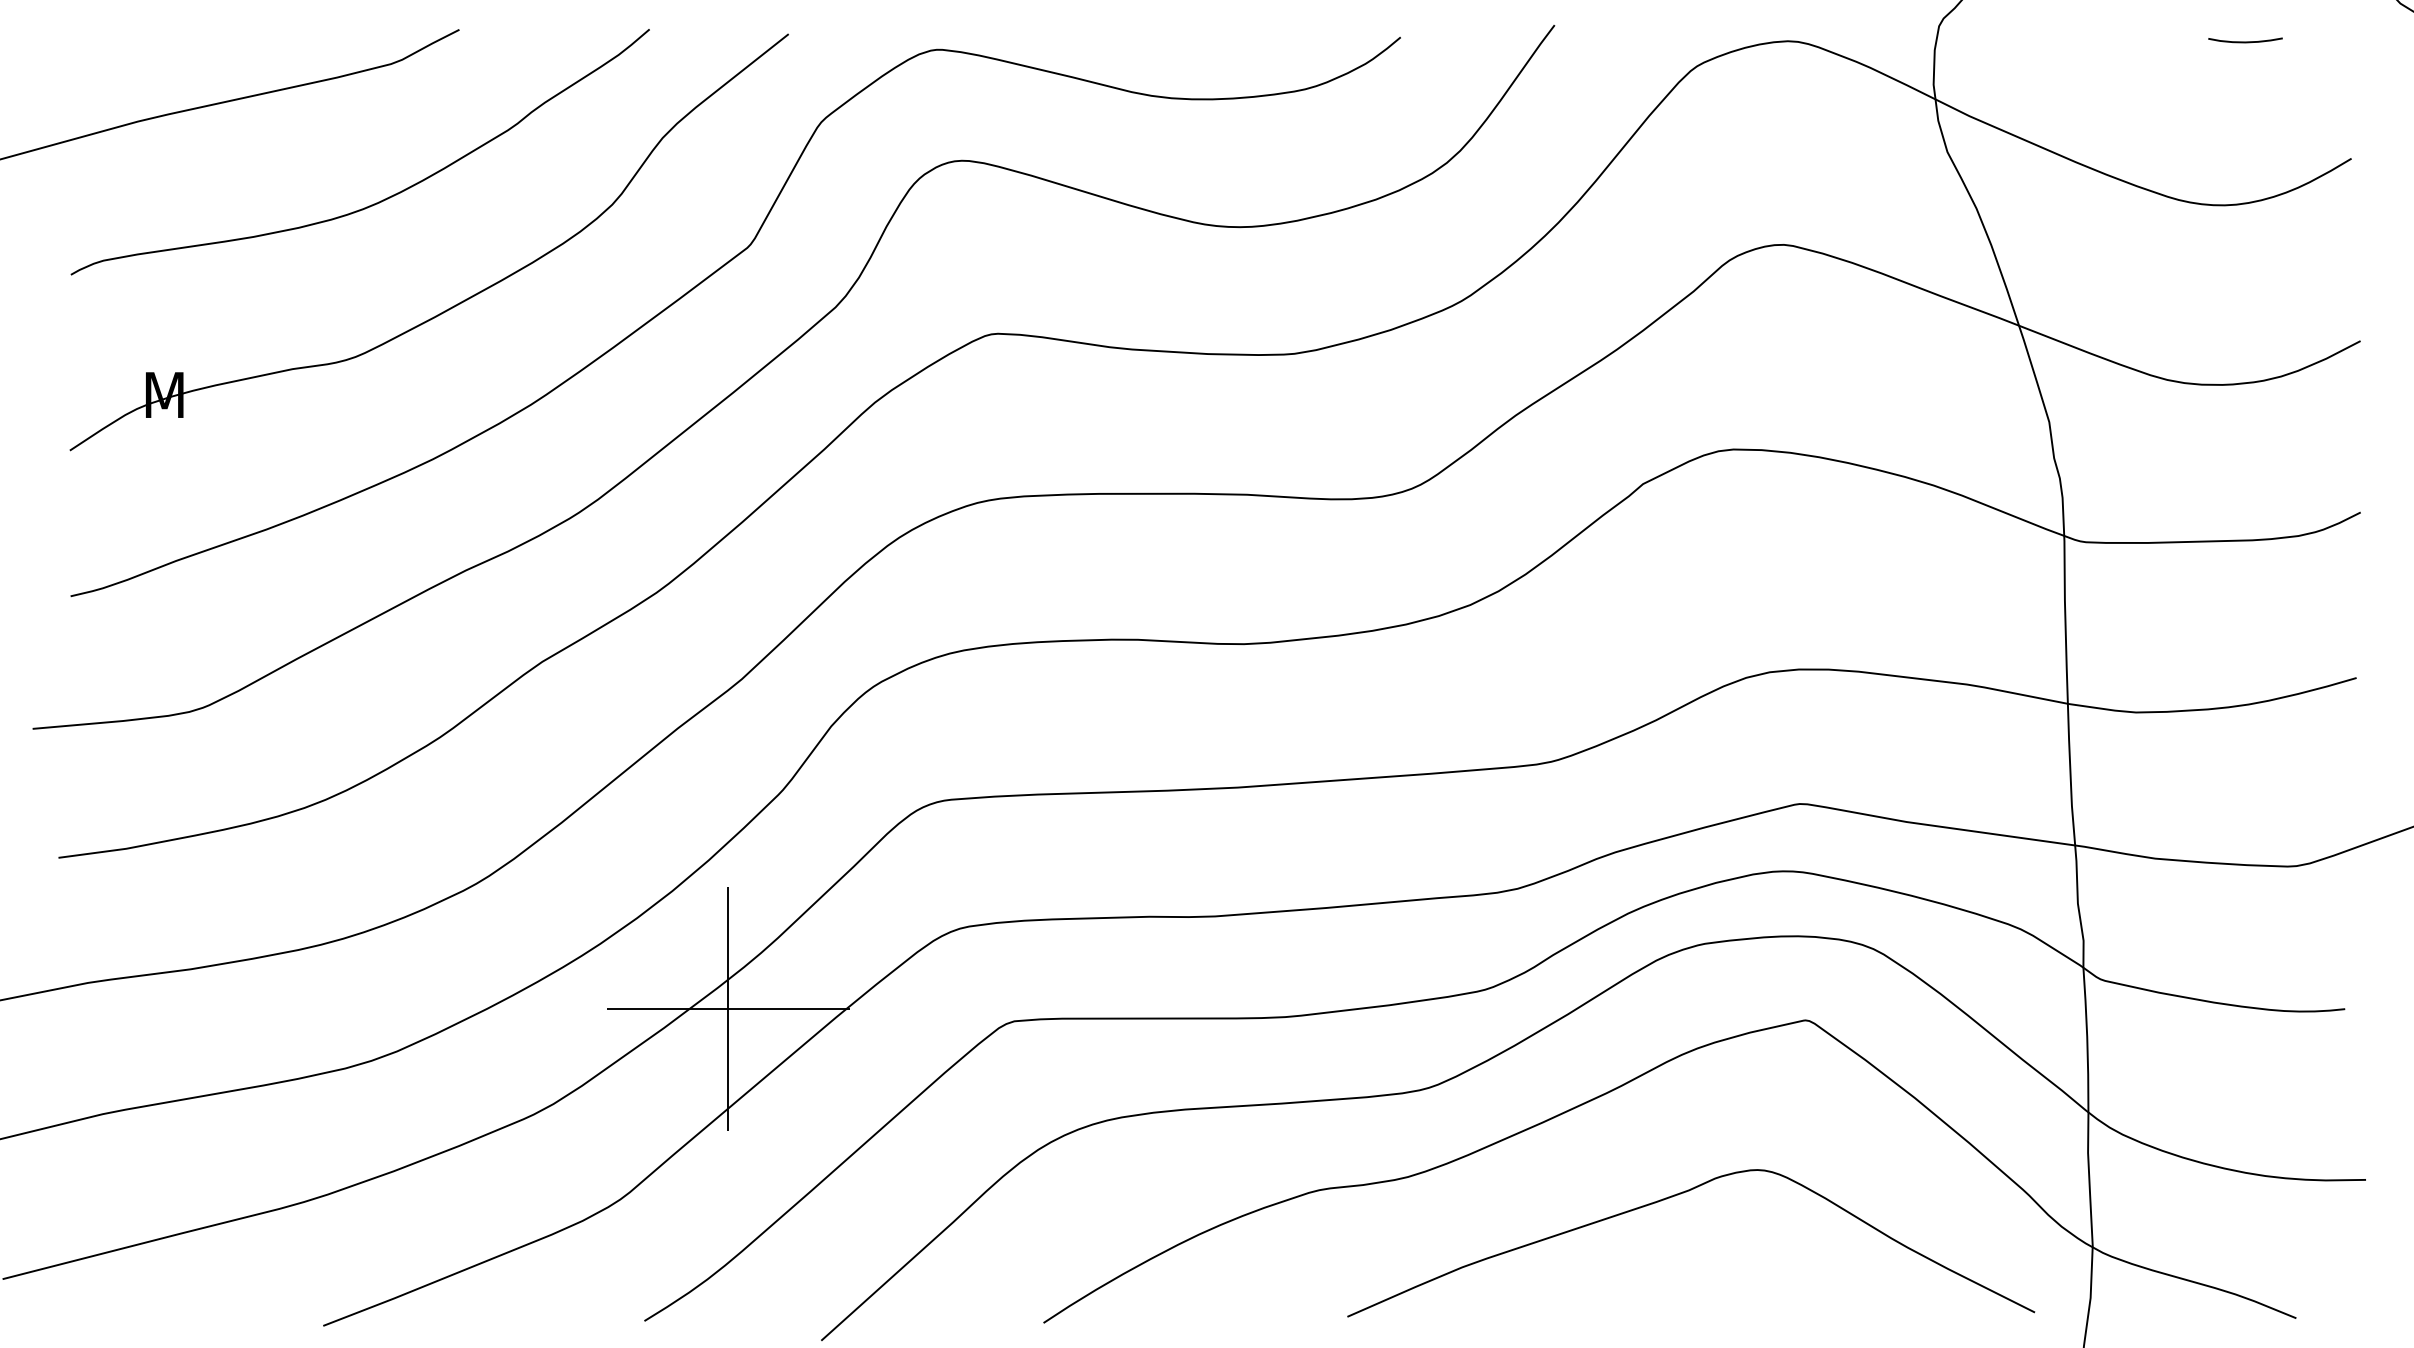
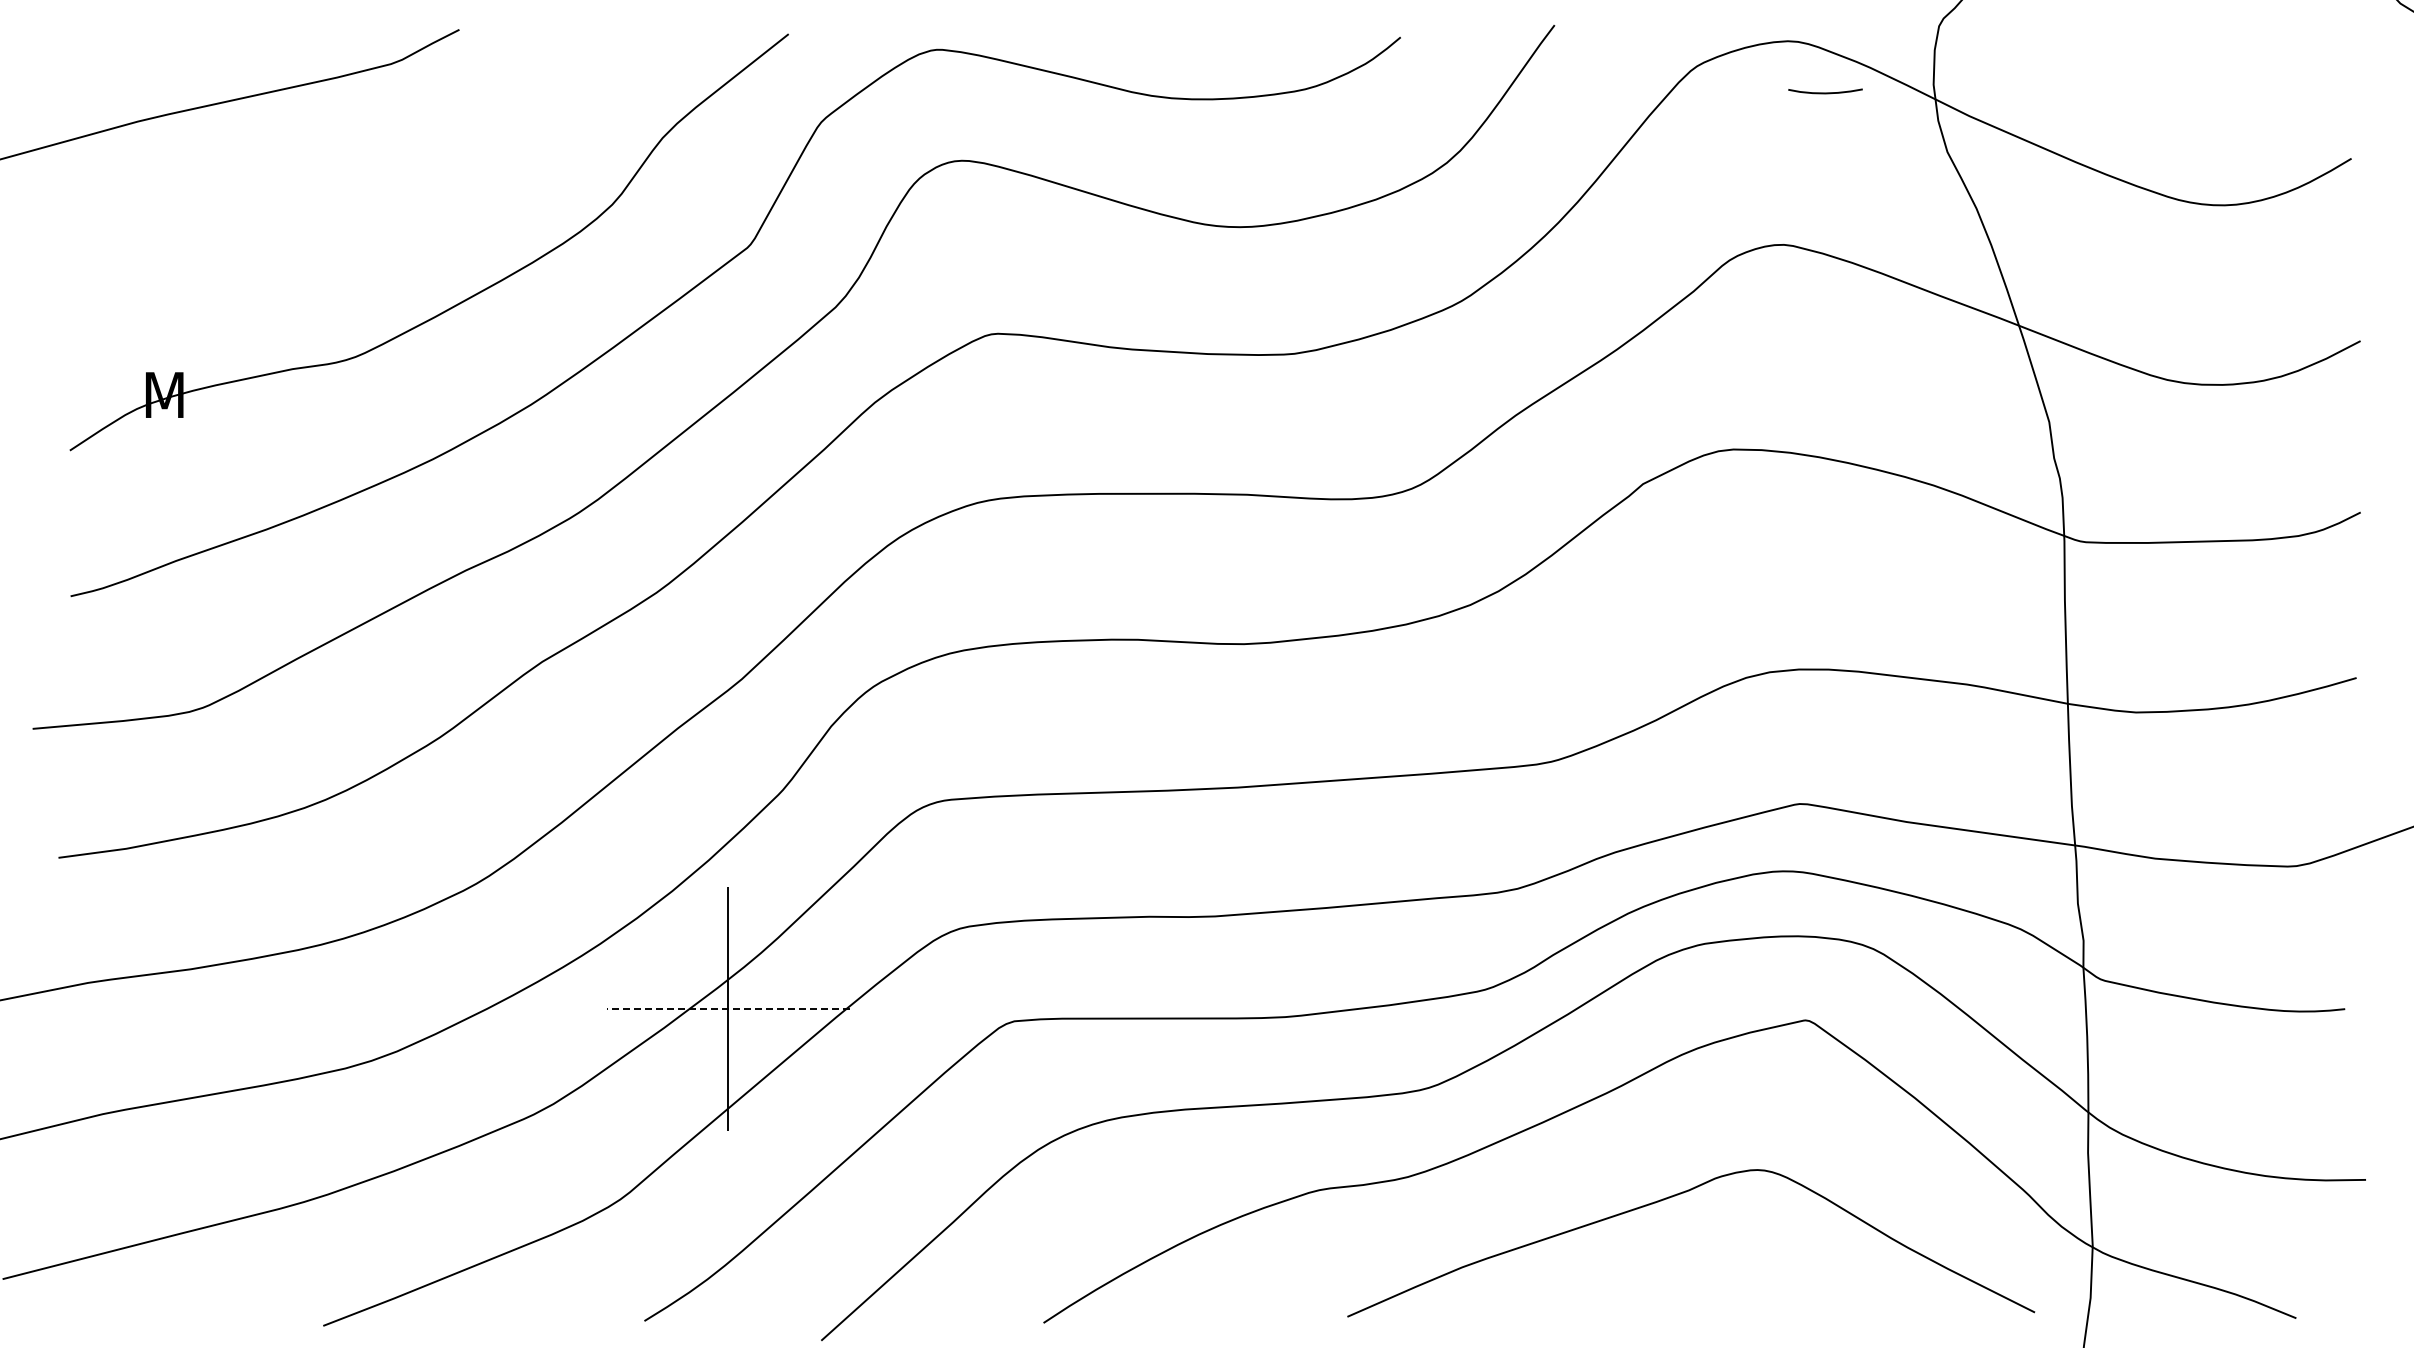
curve position: (2245, 41) -> (1825, 92) (1825, 92)
curve: present -> none (382, 199)
line: solid -> dashed (728, 1009)
